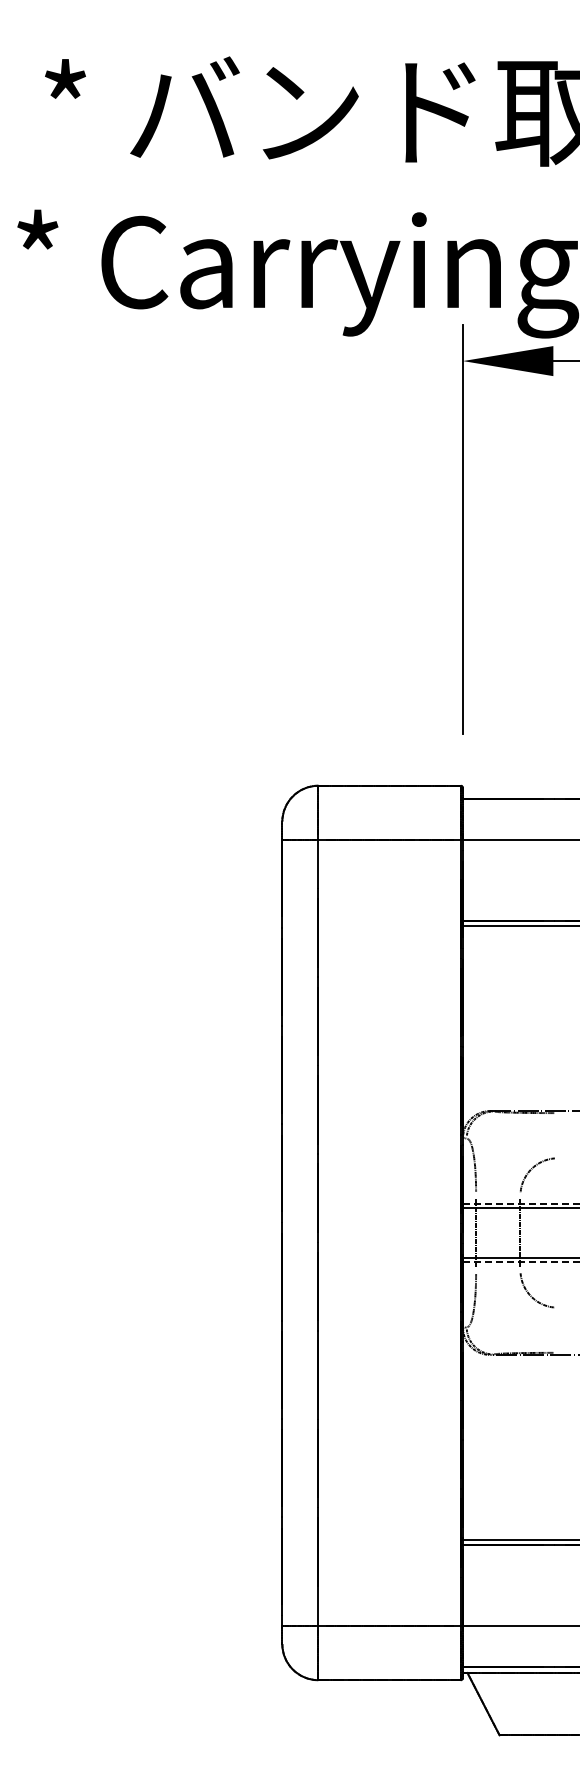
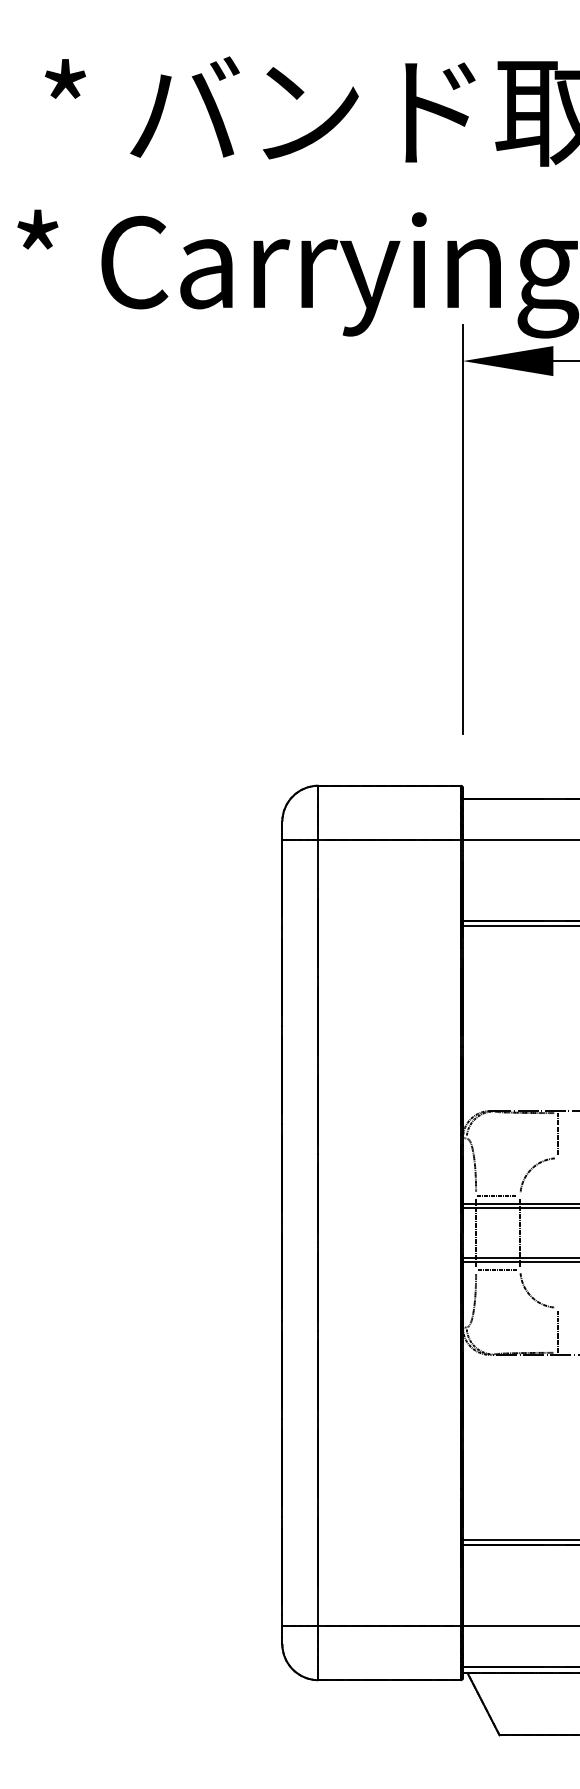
line: none -> present (557, 1133)
line: none -> present (496, 1195)
line: dashed -> solid (521, 1203)
line: dashed -> solid (521, 1262)
line: none -> present (496, 1270)
line: none -> present (557, 1331)
